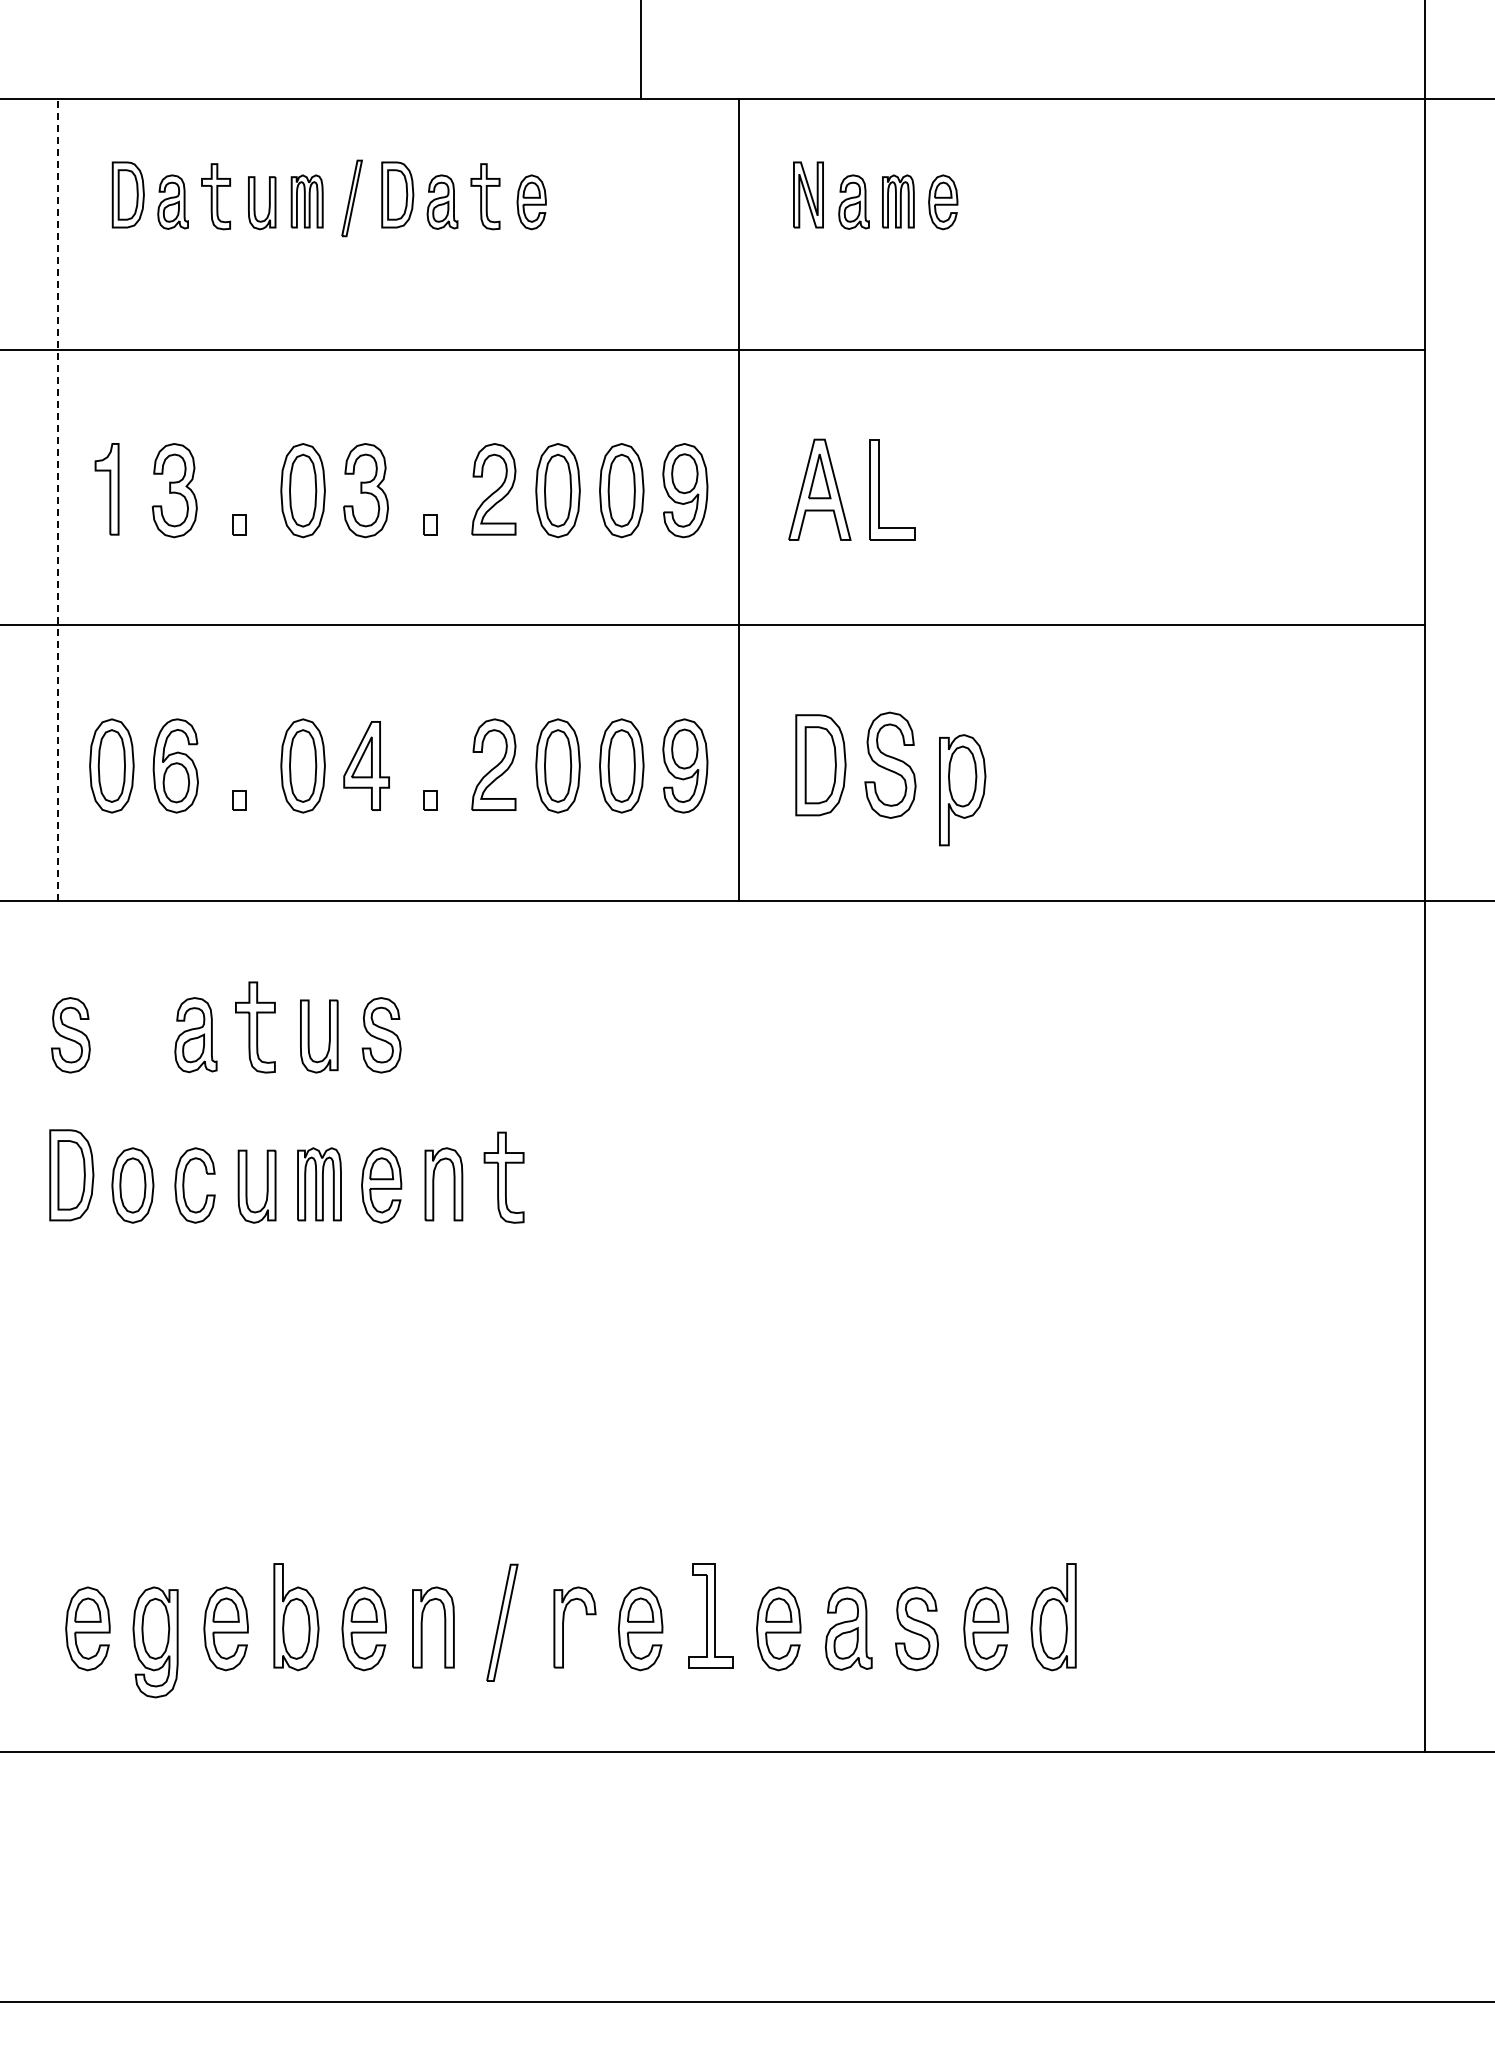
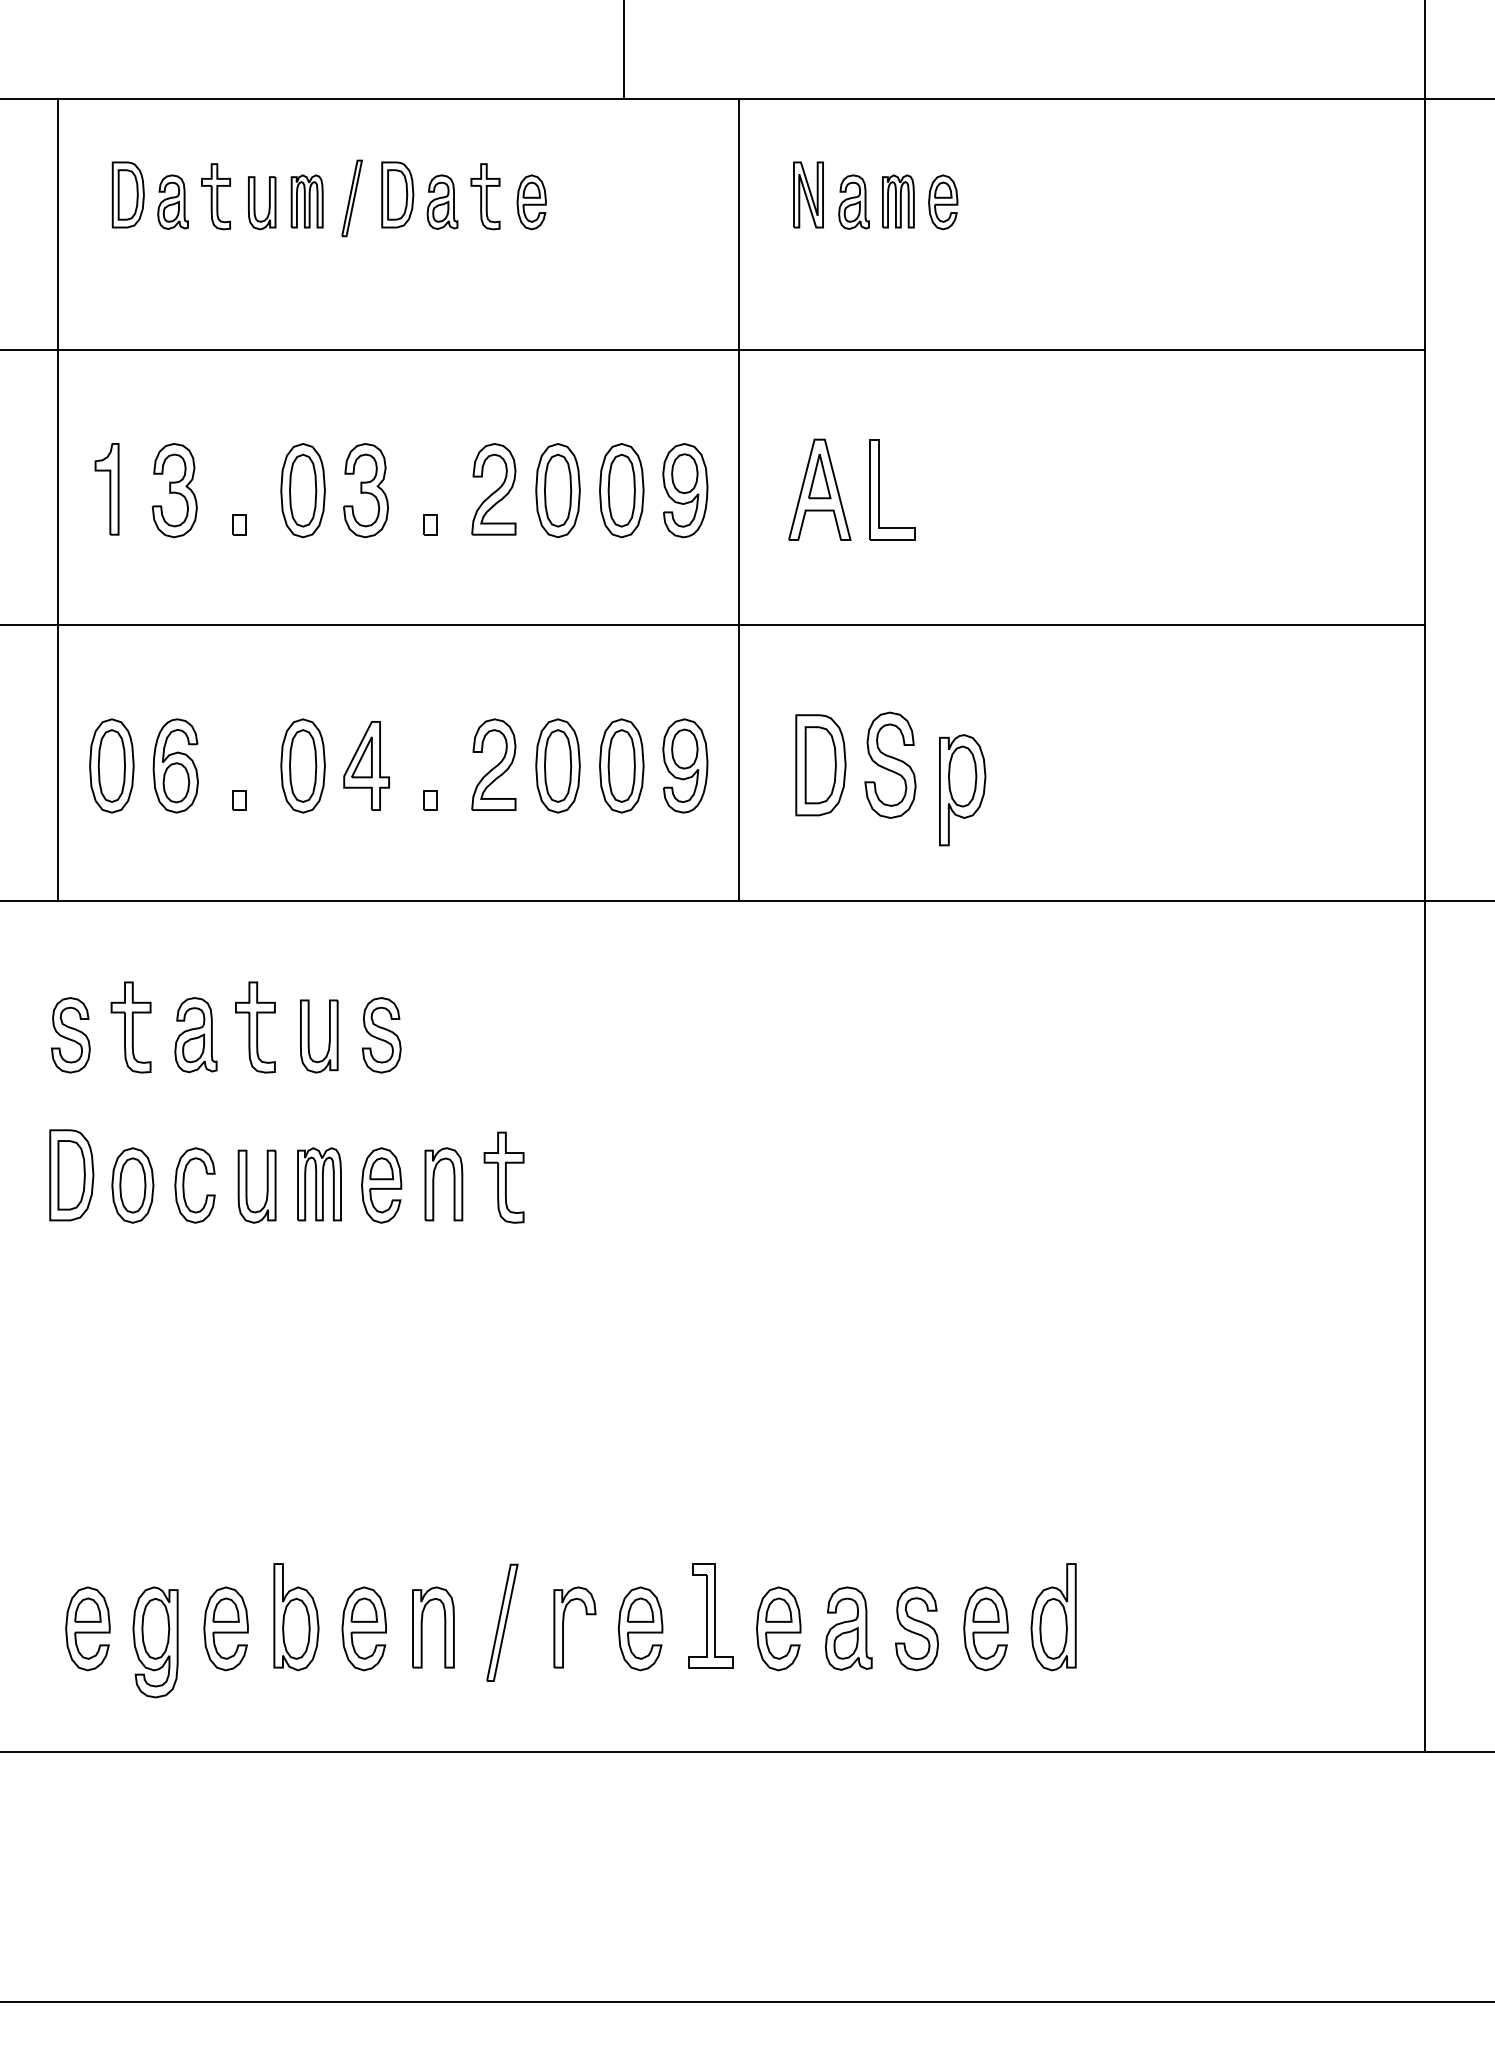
line position: (641, 50) -> (624, 50) (624, 50)
line: dashed -> solid (58, 500)
part: none -> present (130, 1027)
